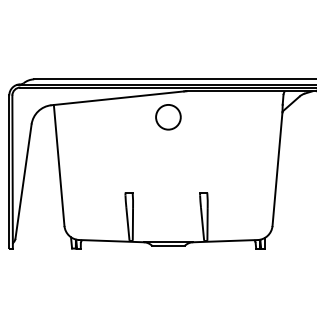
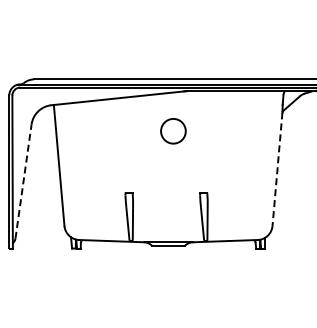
circle position: (168, 117) -> (173, 131) (173, 131)
line: solid -> dashed (277, 169)
line: solid -> dashed (23, 181)
